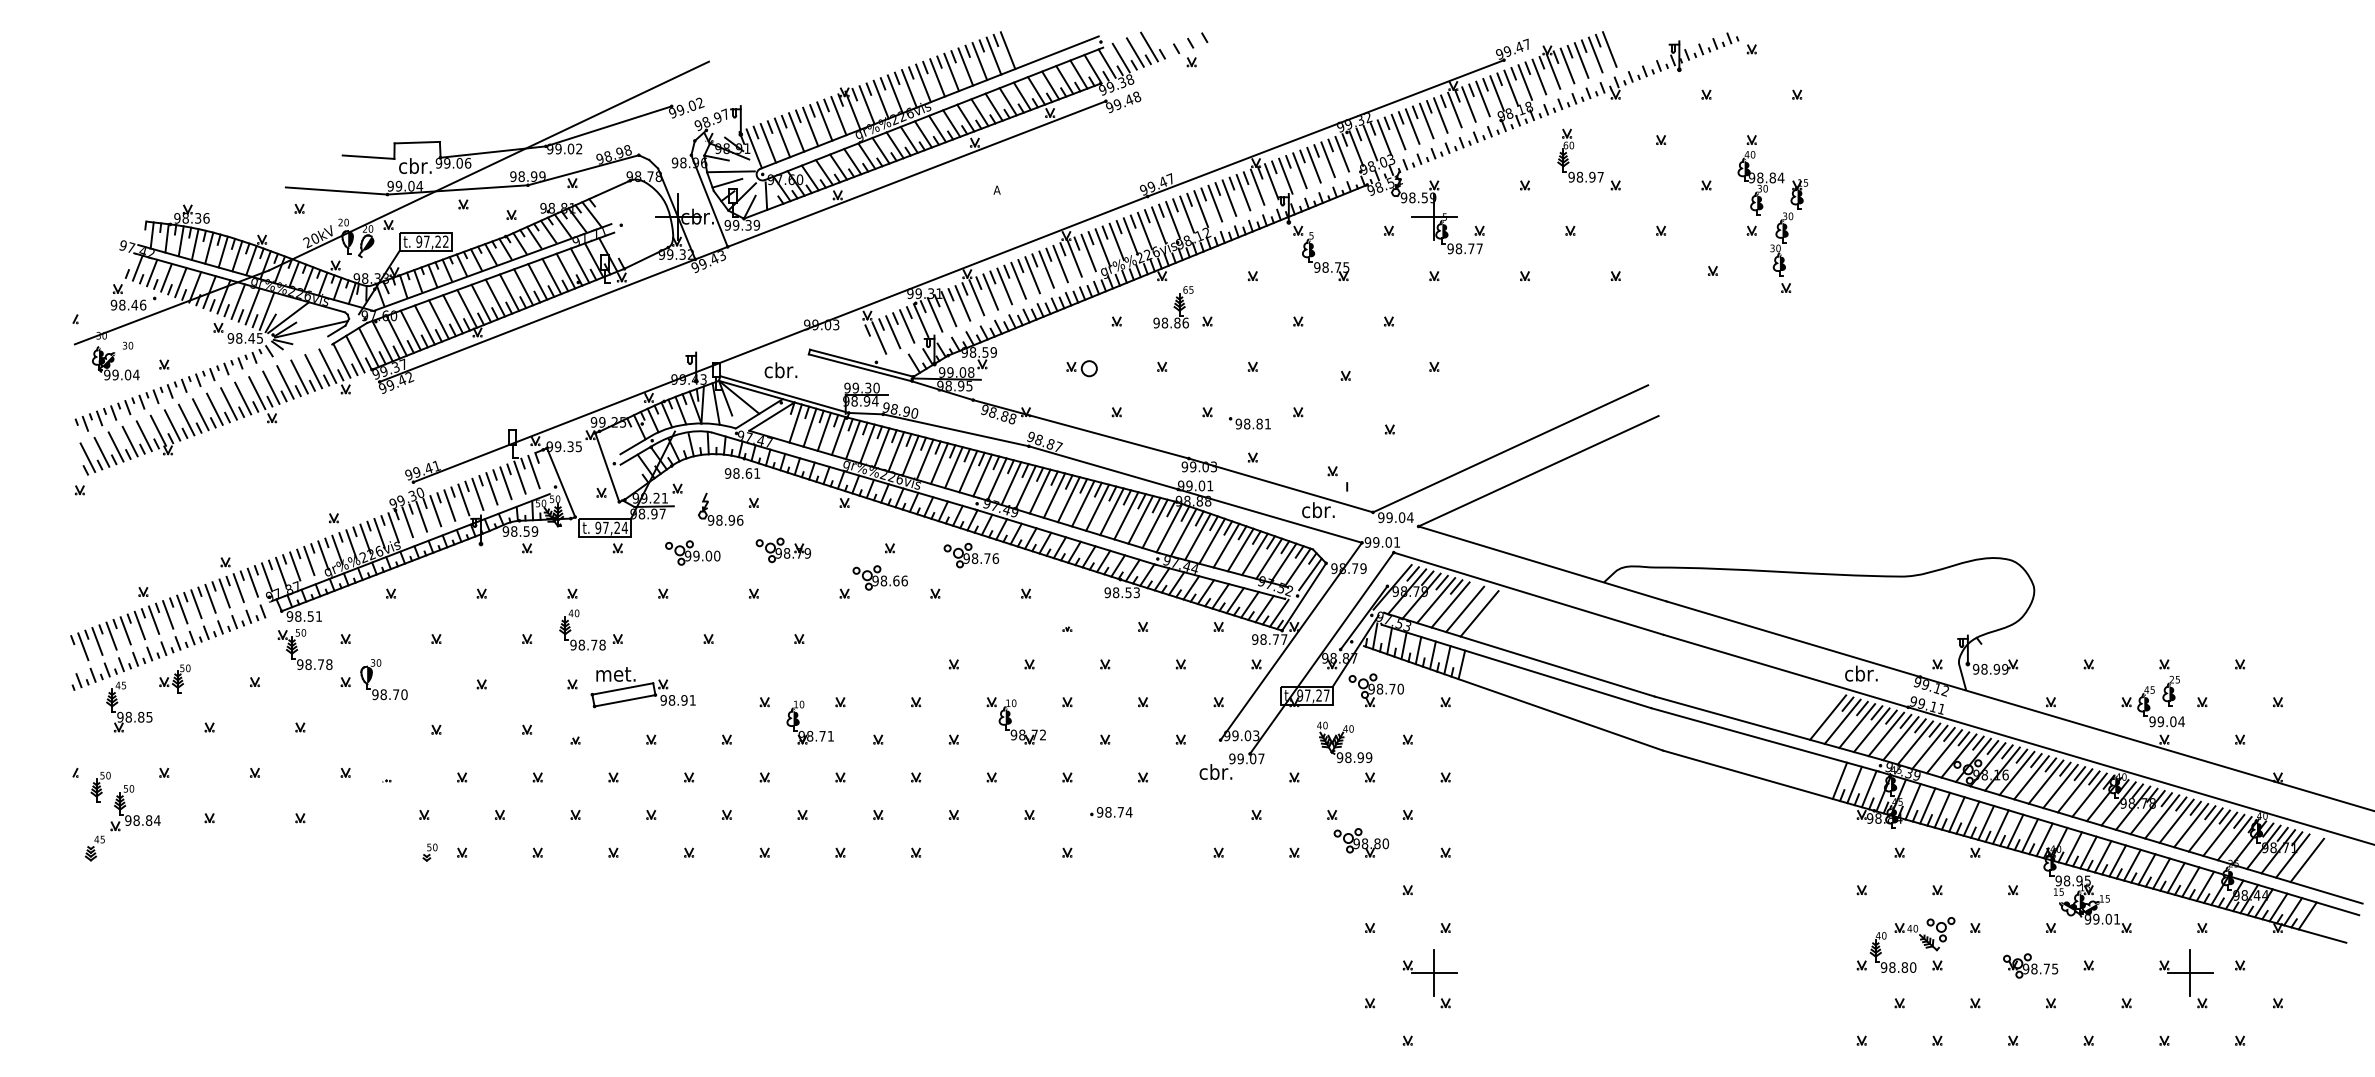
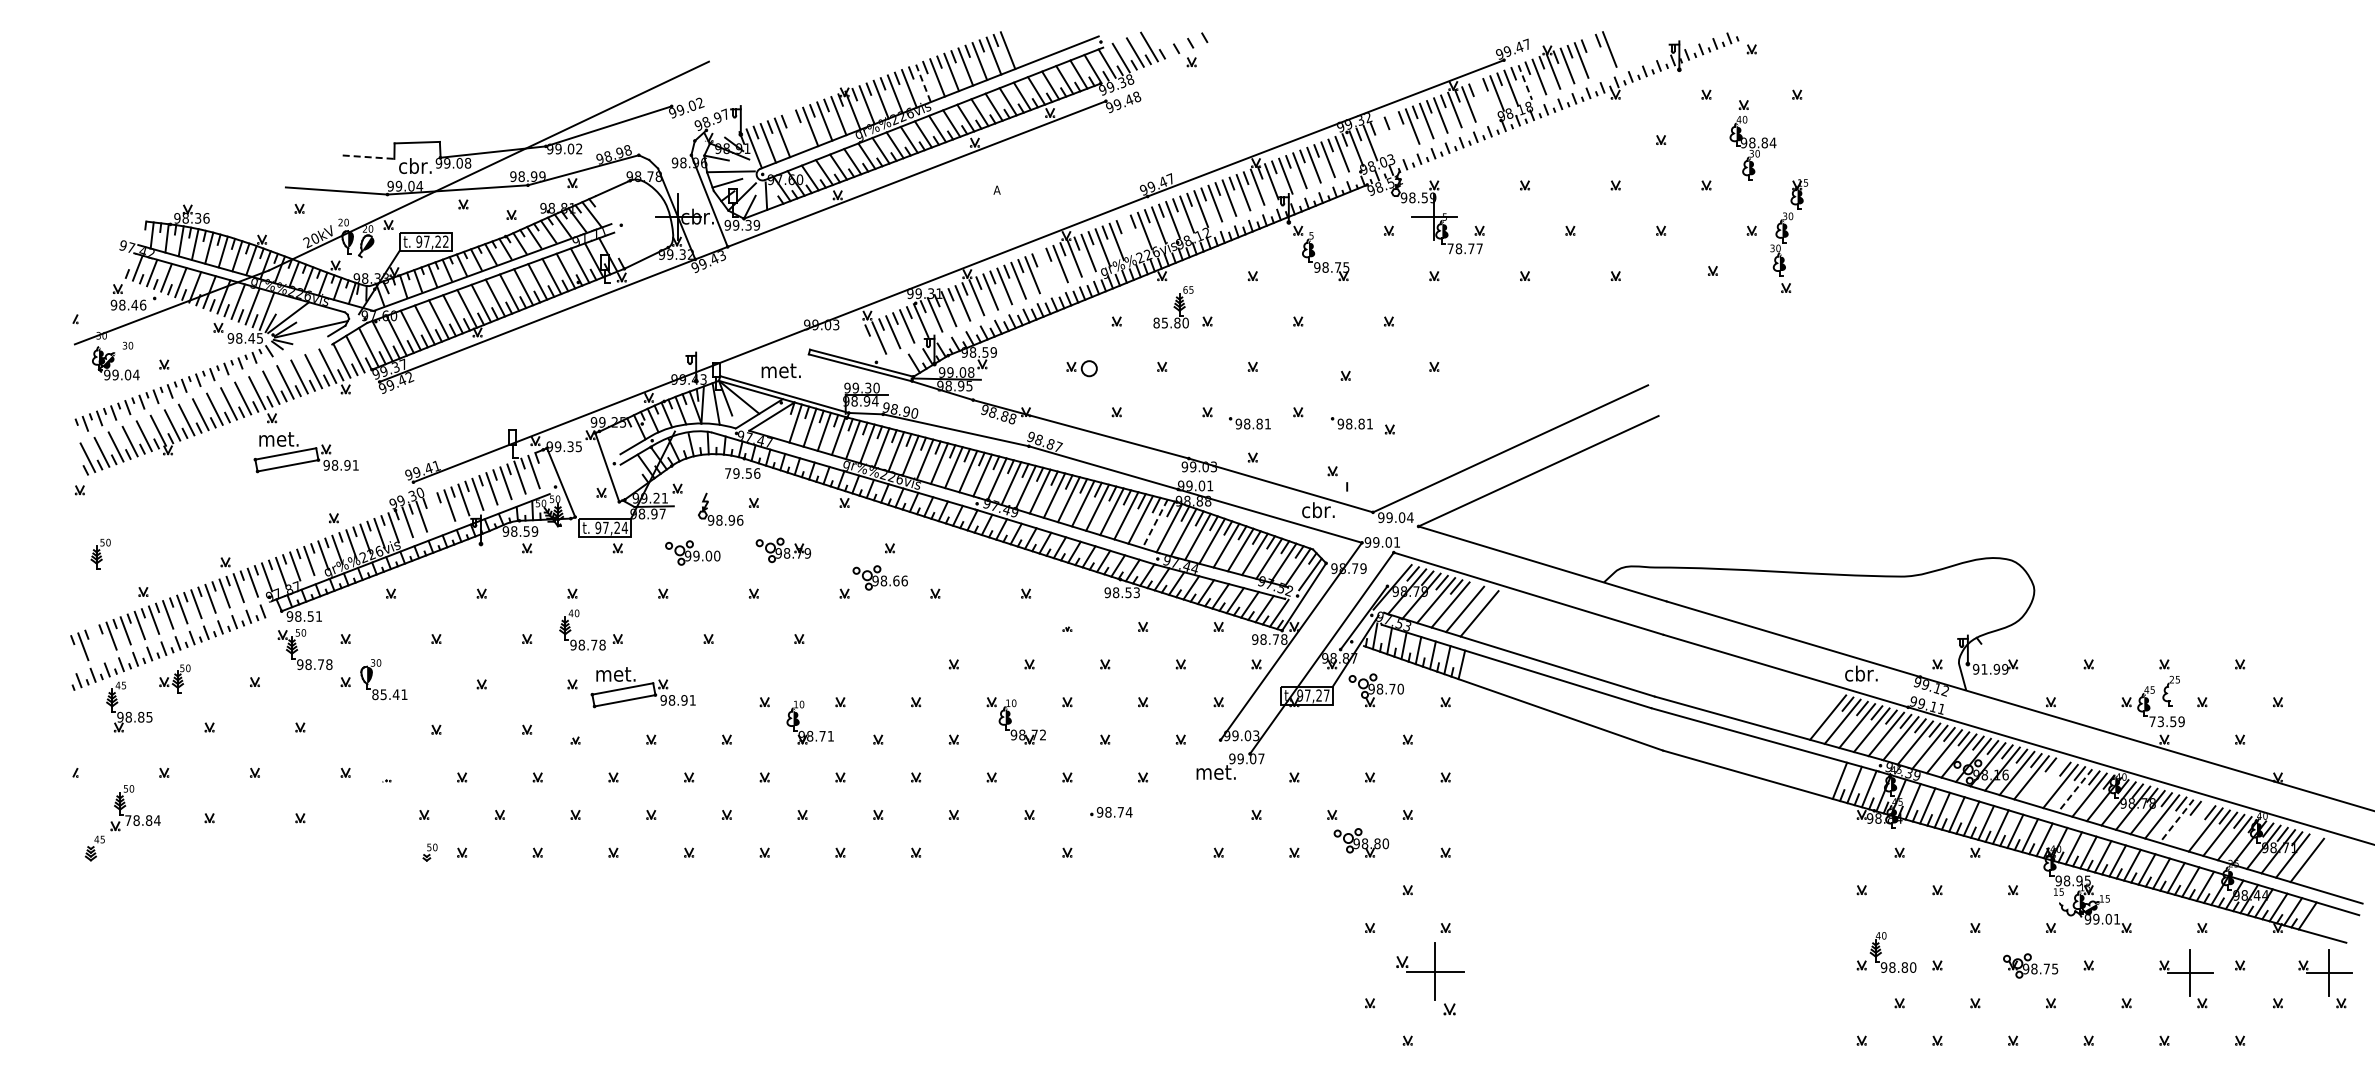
line: present -> none (1595, 54)
line: solid -> dashed (1525, 82)
line: solid -> dashed (923, 83)
line: present -> none (1482, 98)
line: present -> none (1398, 131)
line: present -> none (796, 132)
line: present -> none (1384, 137)
part: present -> none (1573, 148)
line: solid -> dashed (368, 157)
text: 99.06 -> 99.08 (467, 163)
part position: (1760, 175) -> (1752, 140) (1752, 140)
line: present -> none (1130, 236)
text: 98.77 -> 78.77 (1450, 248)
line: present -> none (1046, 269)
text: 98.86 -> 85.80 (1170, 322)
text: cbr. -> met. (780, 370)
part: none -> present (1351, 423)
part: none -> present (305, 452)
text: 98.61 -> 79.56 (742, 473)
line: present -> none (435, 511)
line: solid -> dashed (1154, 524)
part: present -> none (971, 555)
text: 98.77 -> 98.78 (1284, 639)
line: present -> none (97, 641)
text: 98.99 -> 91.99 (1984, 669)
fill: present -> none (2172, 692)
text: 98.70 -> 85.41 (389, 694)
text: 99.04 -> 73.59 (2166, 721)
part: present -> none (1344, 742)
text: cbr. -> met. (1215, 771)
line: present -> none (2045, 781)
part position: (100, 786) -> (100, 553) (100, 553)
line: solid -> dashed (2075, 790)
text: 98.84 -> 78.84 (128, 820)
line: solid -> dashed (2176, 821)
line: present -> none (2191, 825)
fill: present -> none (2068, 906)
part: present -> none (1924, 934)
part size: 56x60 px -> 69x74 px (1430, 978)
part: none -> present (2325, 978)
